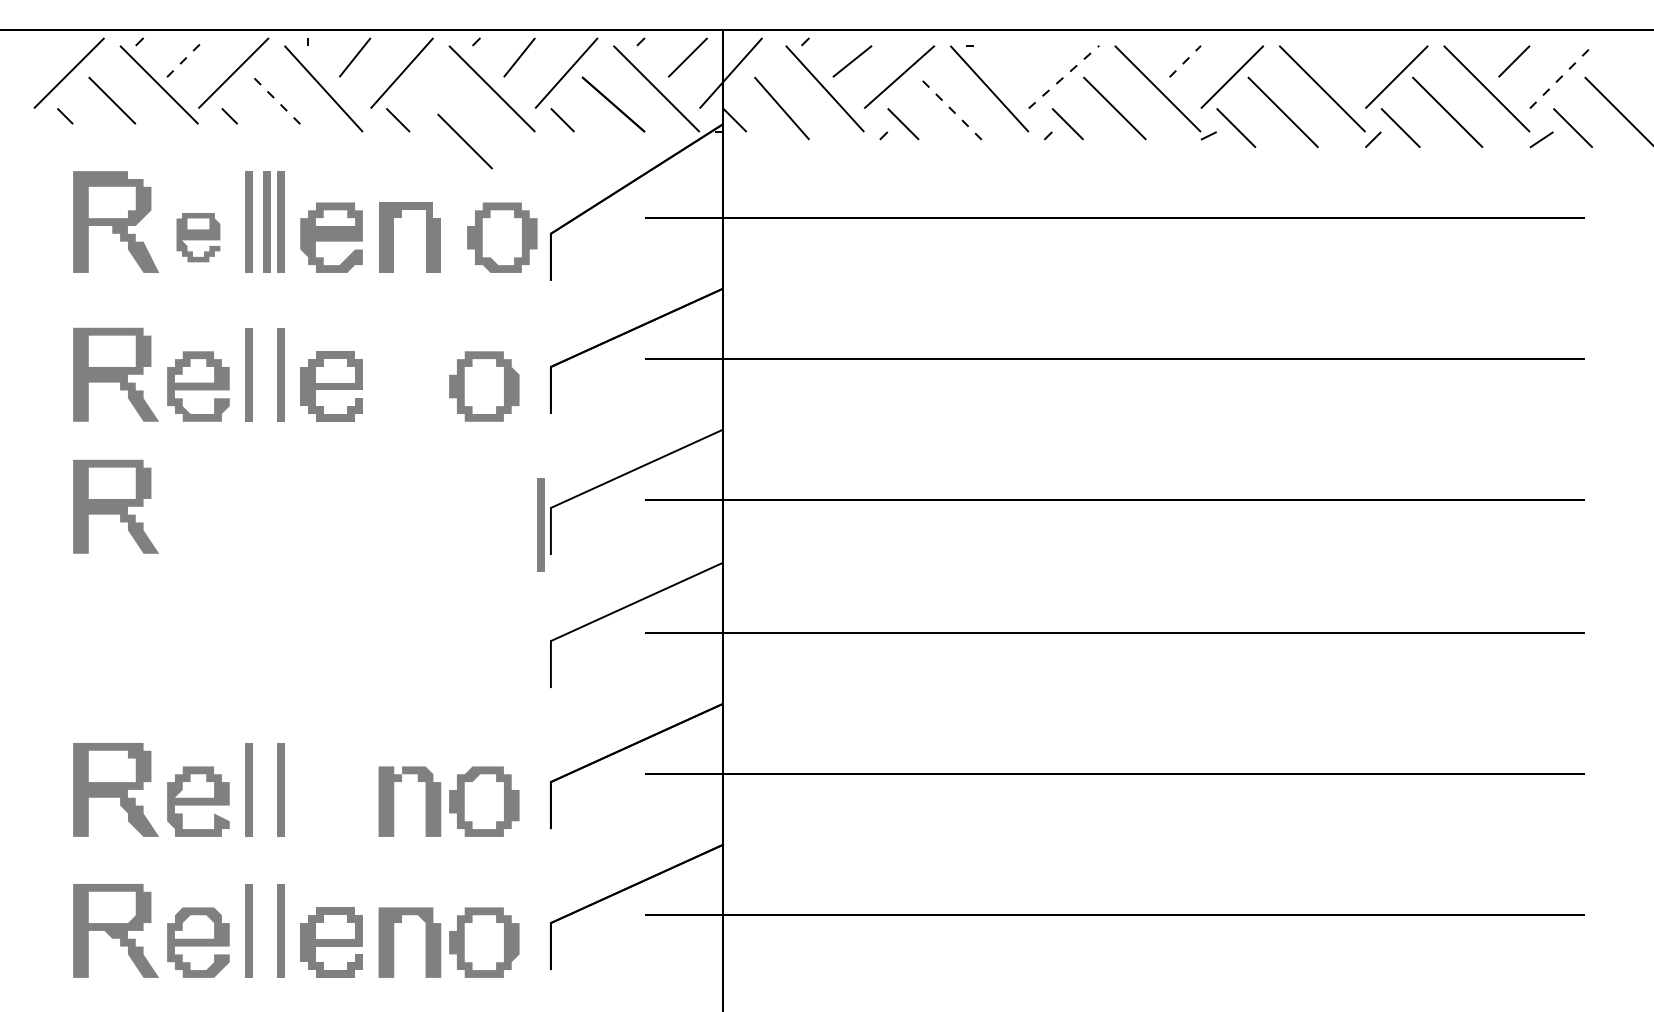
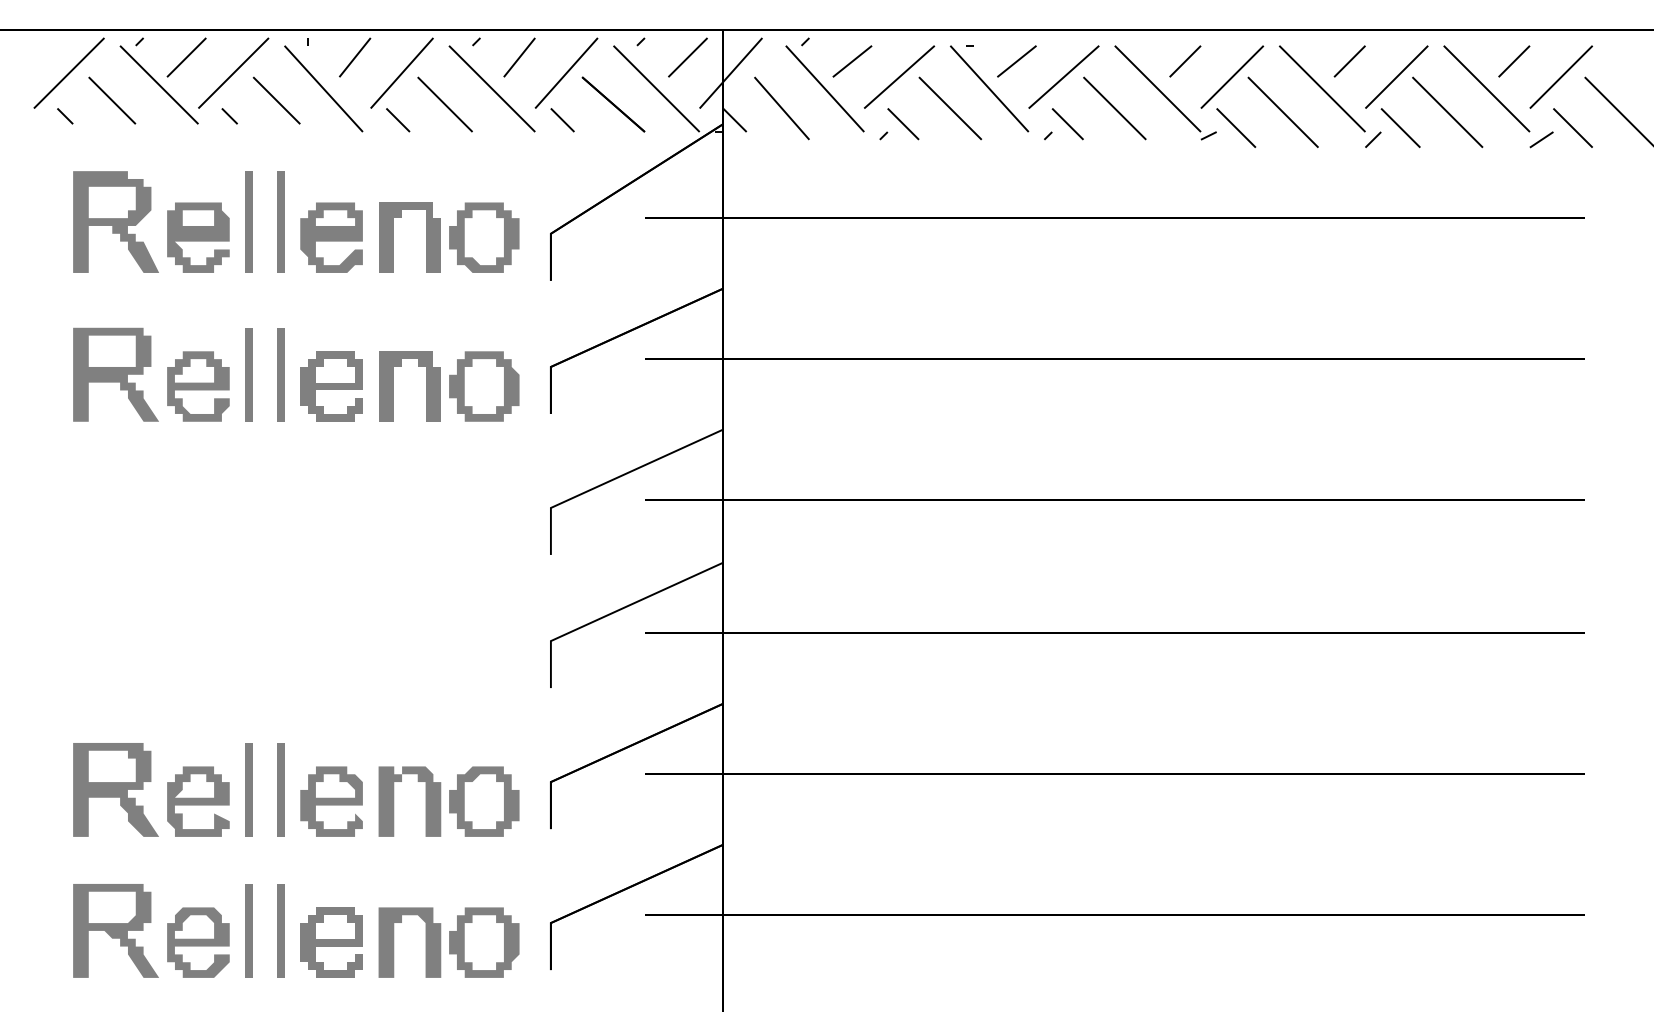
line: dashed -> solid (186, 57)
line: none -> present (1016, 61)
line: dashed -> solid (1185, 61)
line: none -> present (1349, 61)
line: dashed -> solid (1064, 76)
line: dashed -> solid (1561, 76)
line: dashed -> solid (276, 100)
line: dashed -> solid (950, 108)
line position: (464, 141) -> (444, 104) (444, 104)
part: present -> none (266, 221)
part size: 45x50 px -> 63x71 px (198, 237)
part position: (502, 237) -> (484, 237) (484, 237)
part: none -> present (393, 386)
part: present -> none (115, 506)
part: present -> none (540, 524)
part: none -> present (331, 801)
